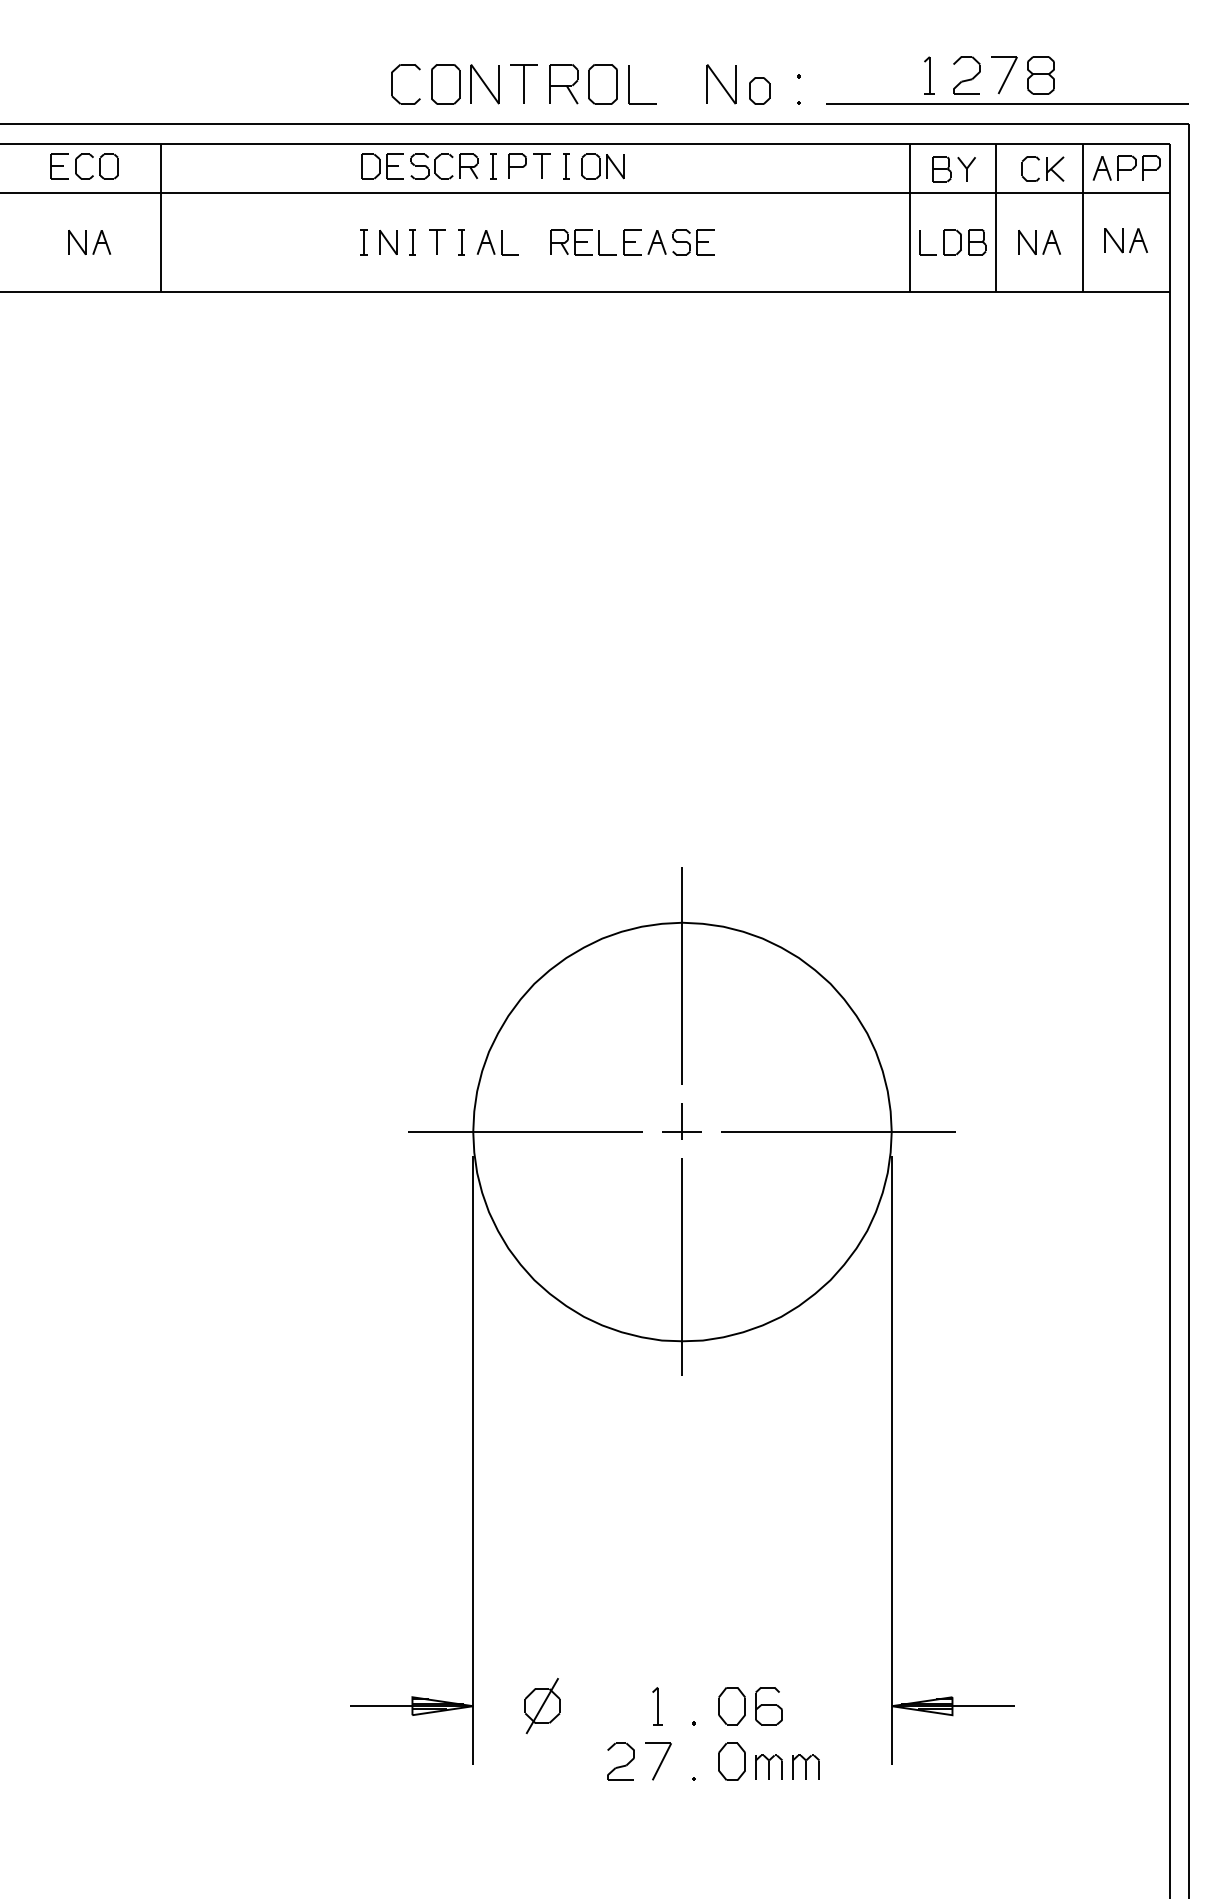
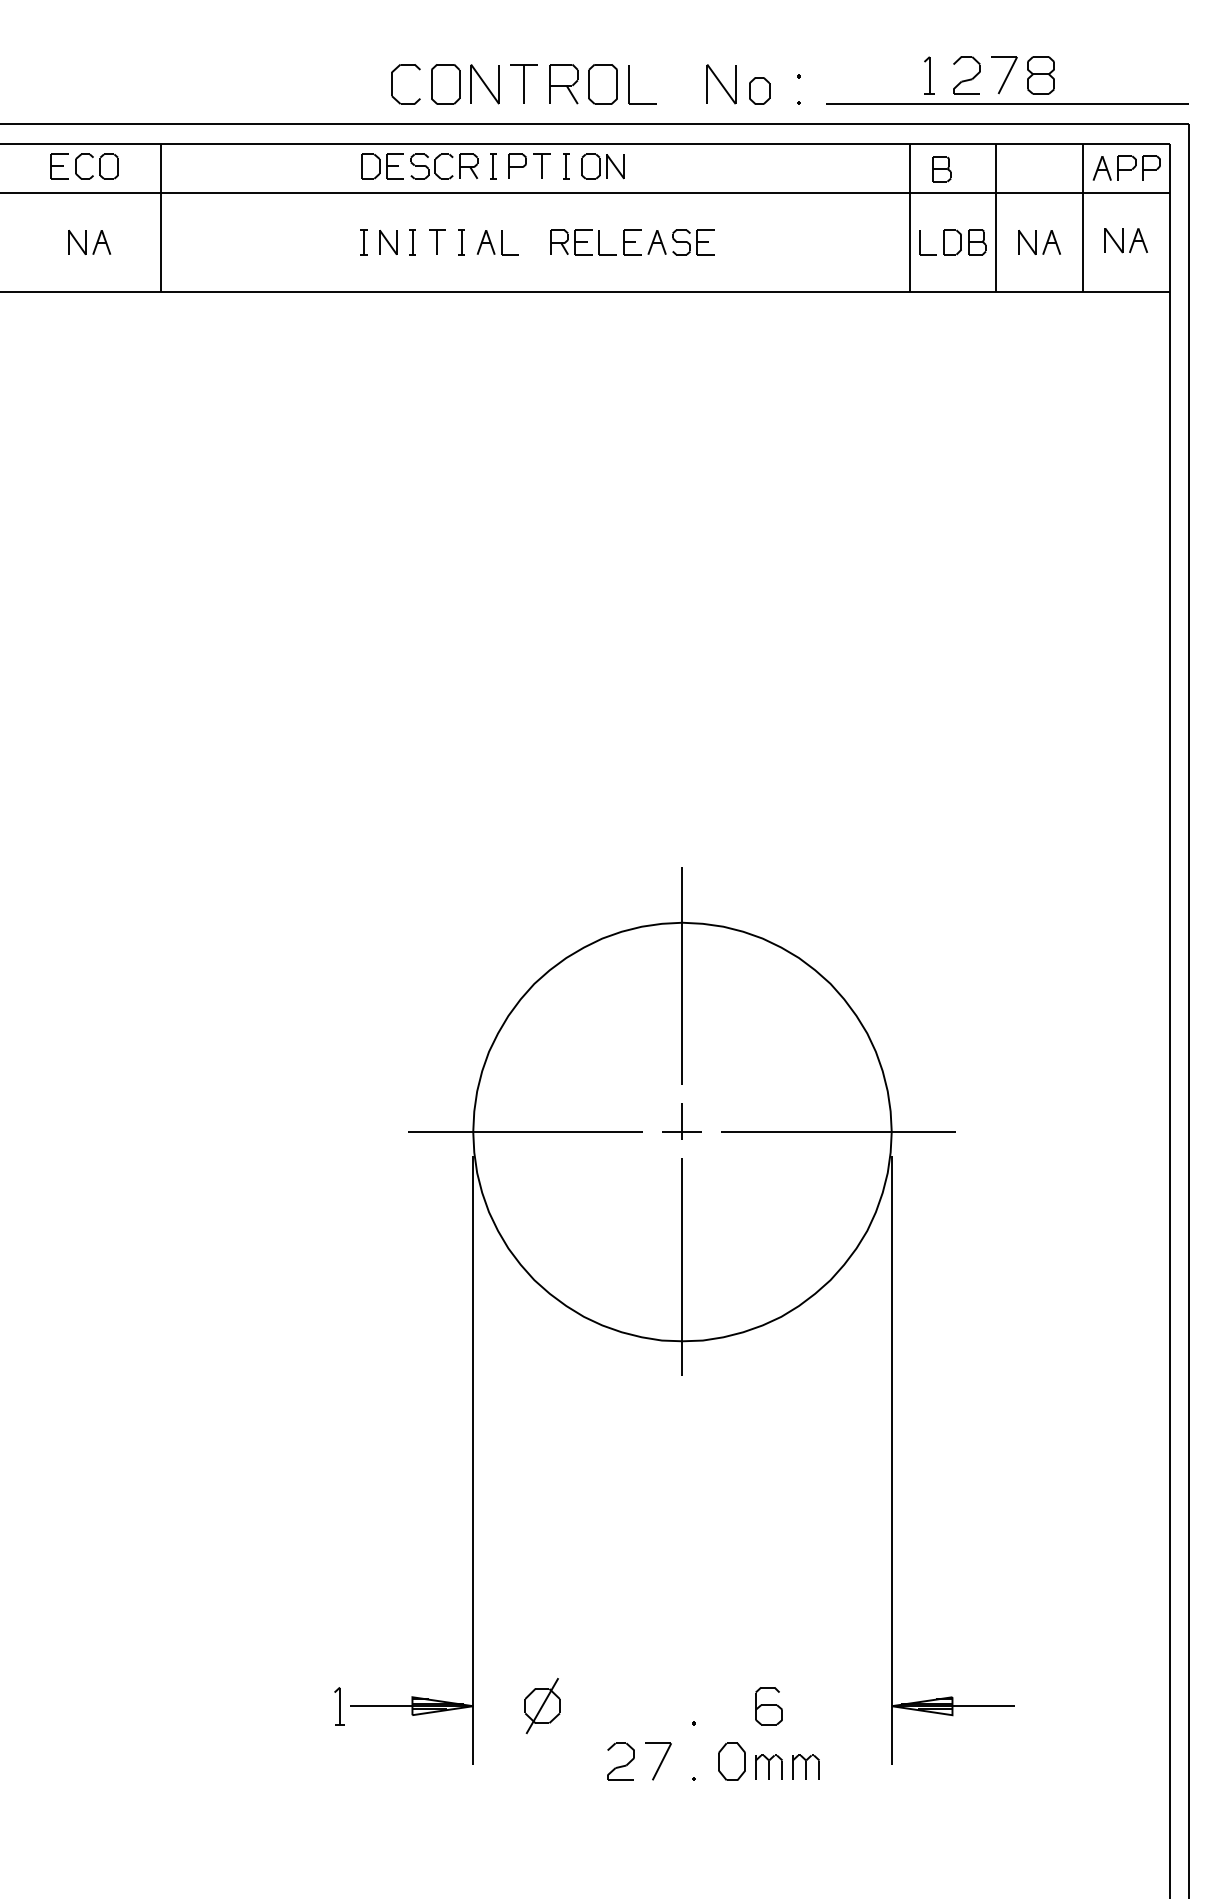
part: present -> none (1042, 168)
part: present -> none (966, 169)
part position: (657, 1706) -> (339, 1706) (339, 1706)
part: present -> none (731, 1706)
